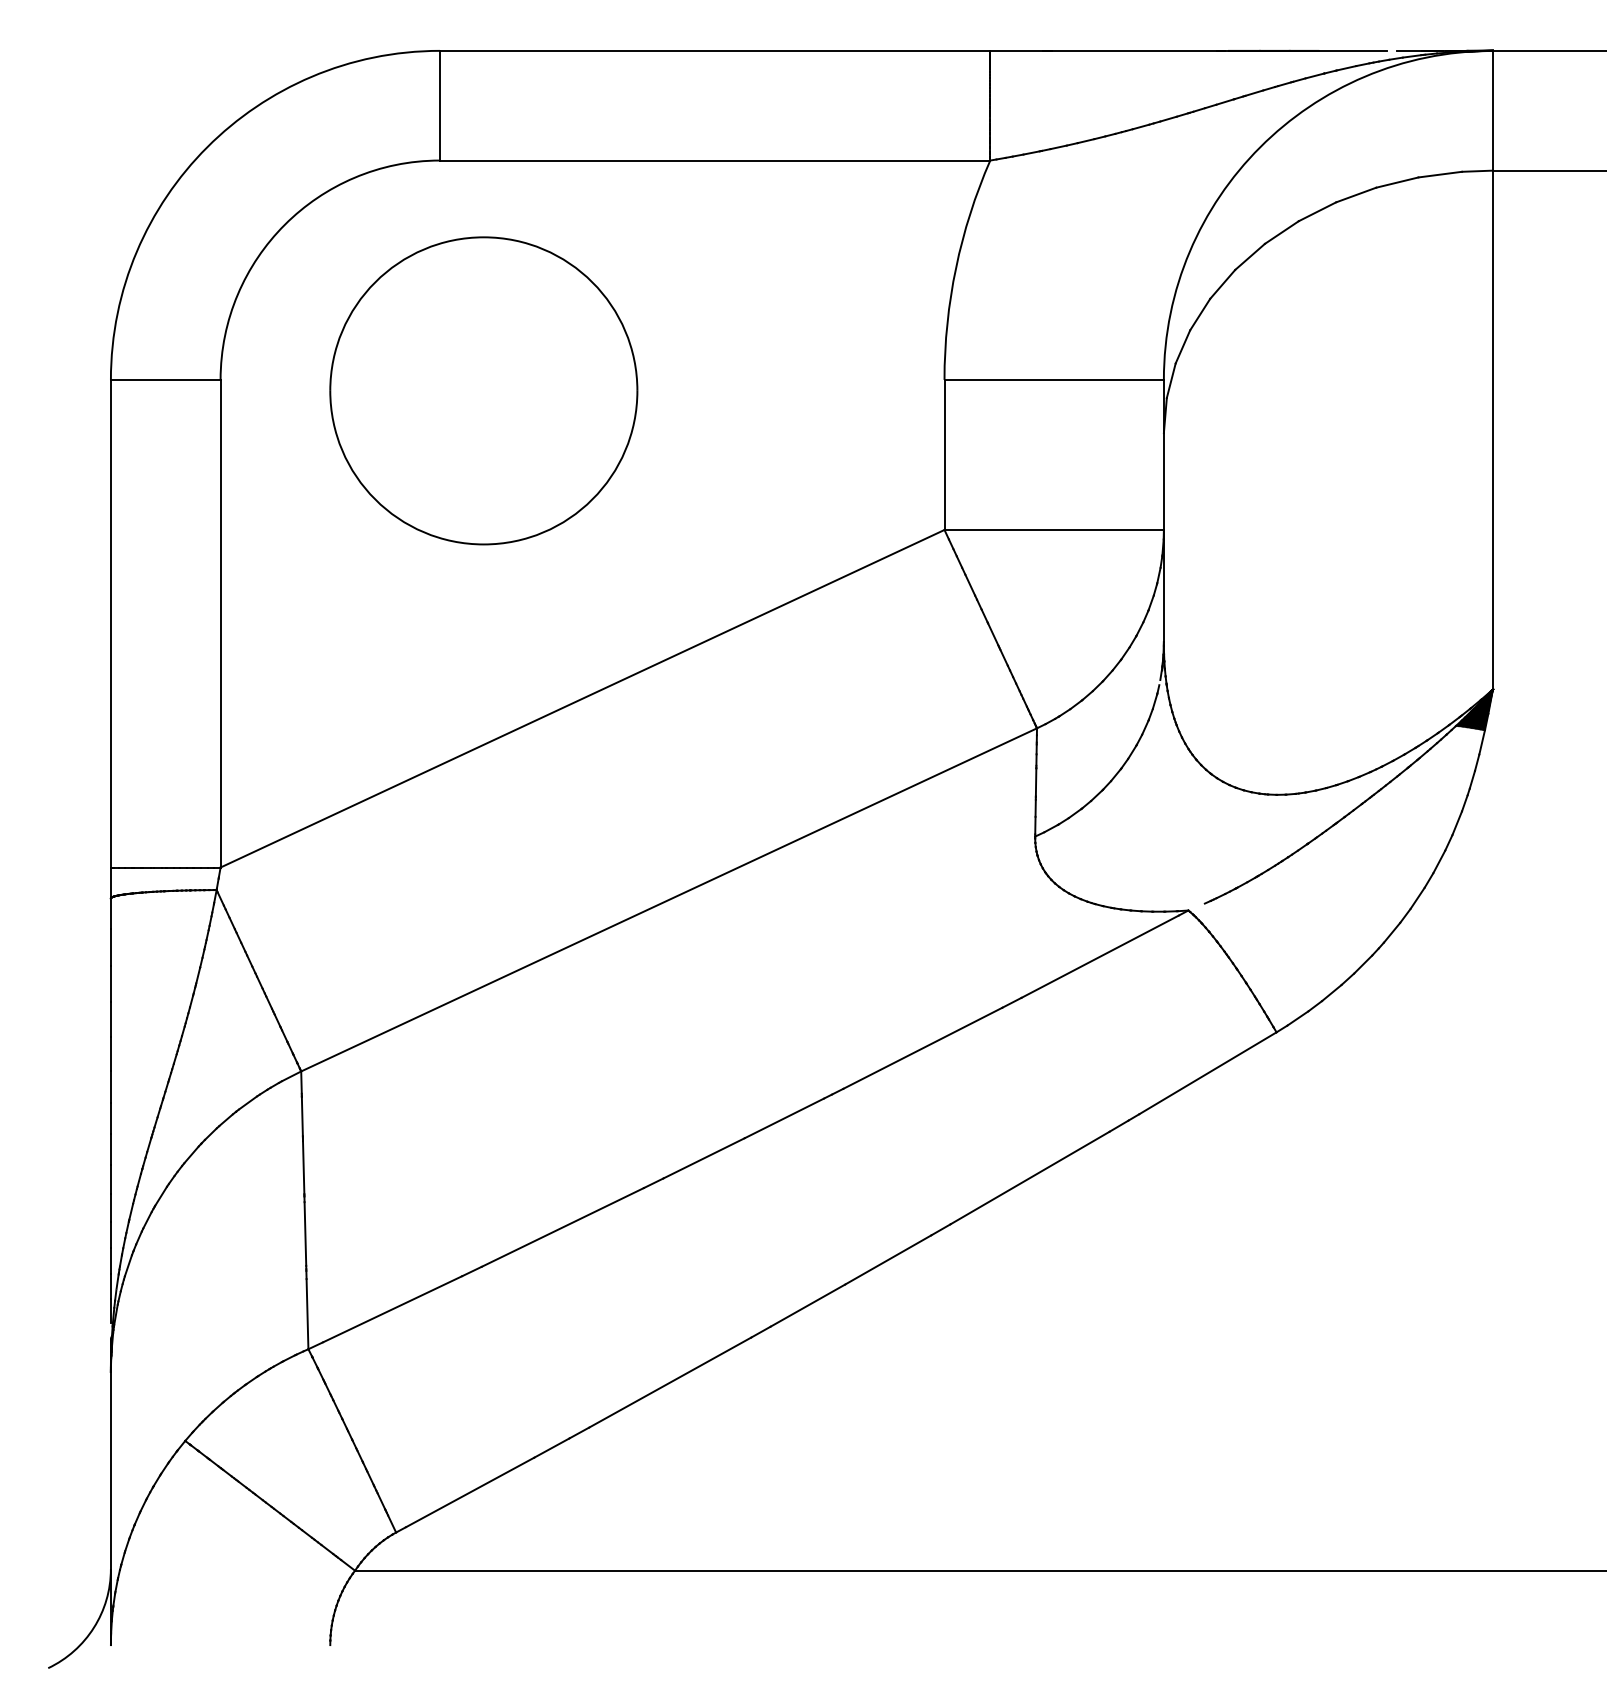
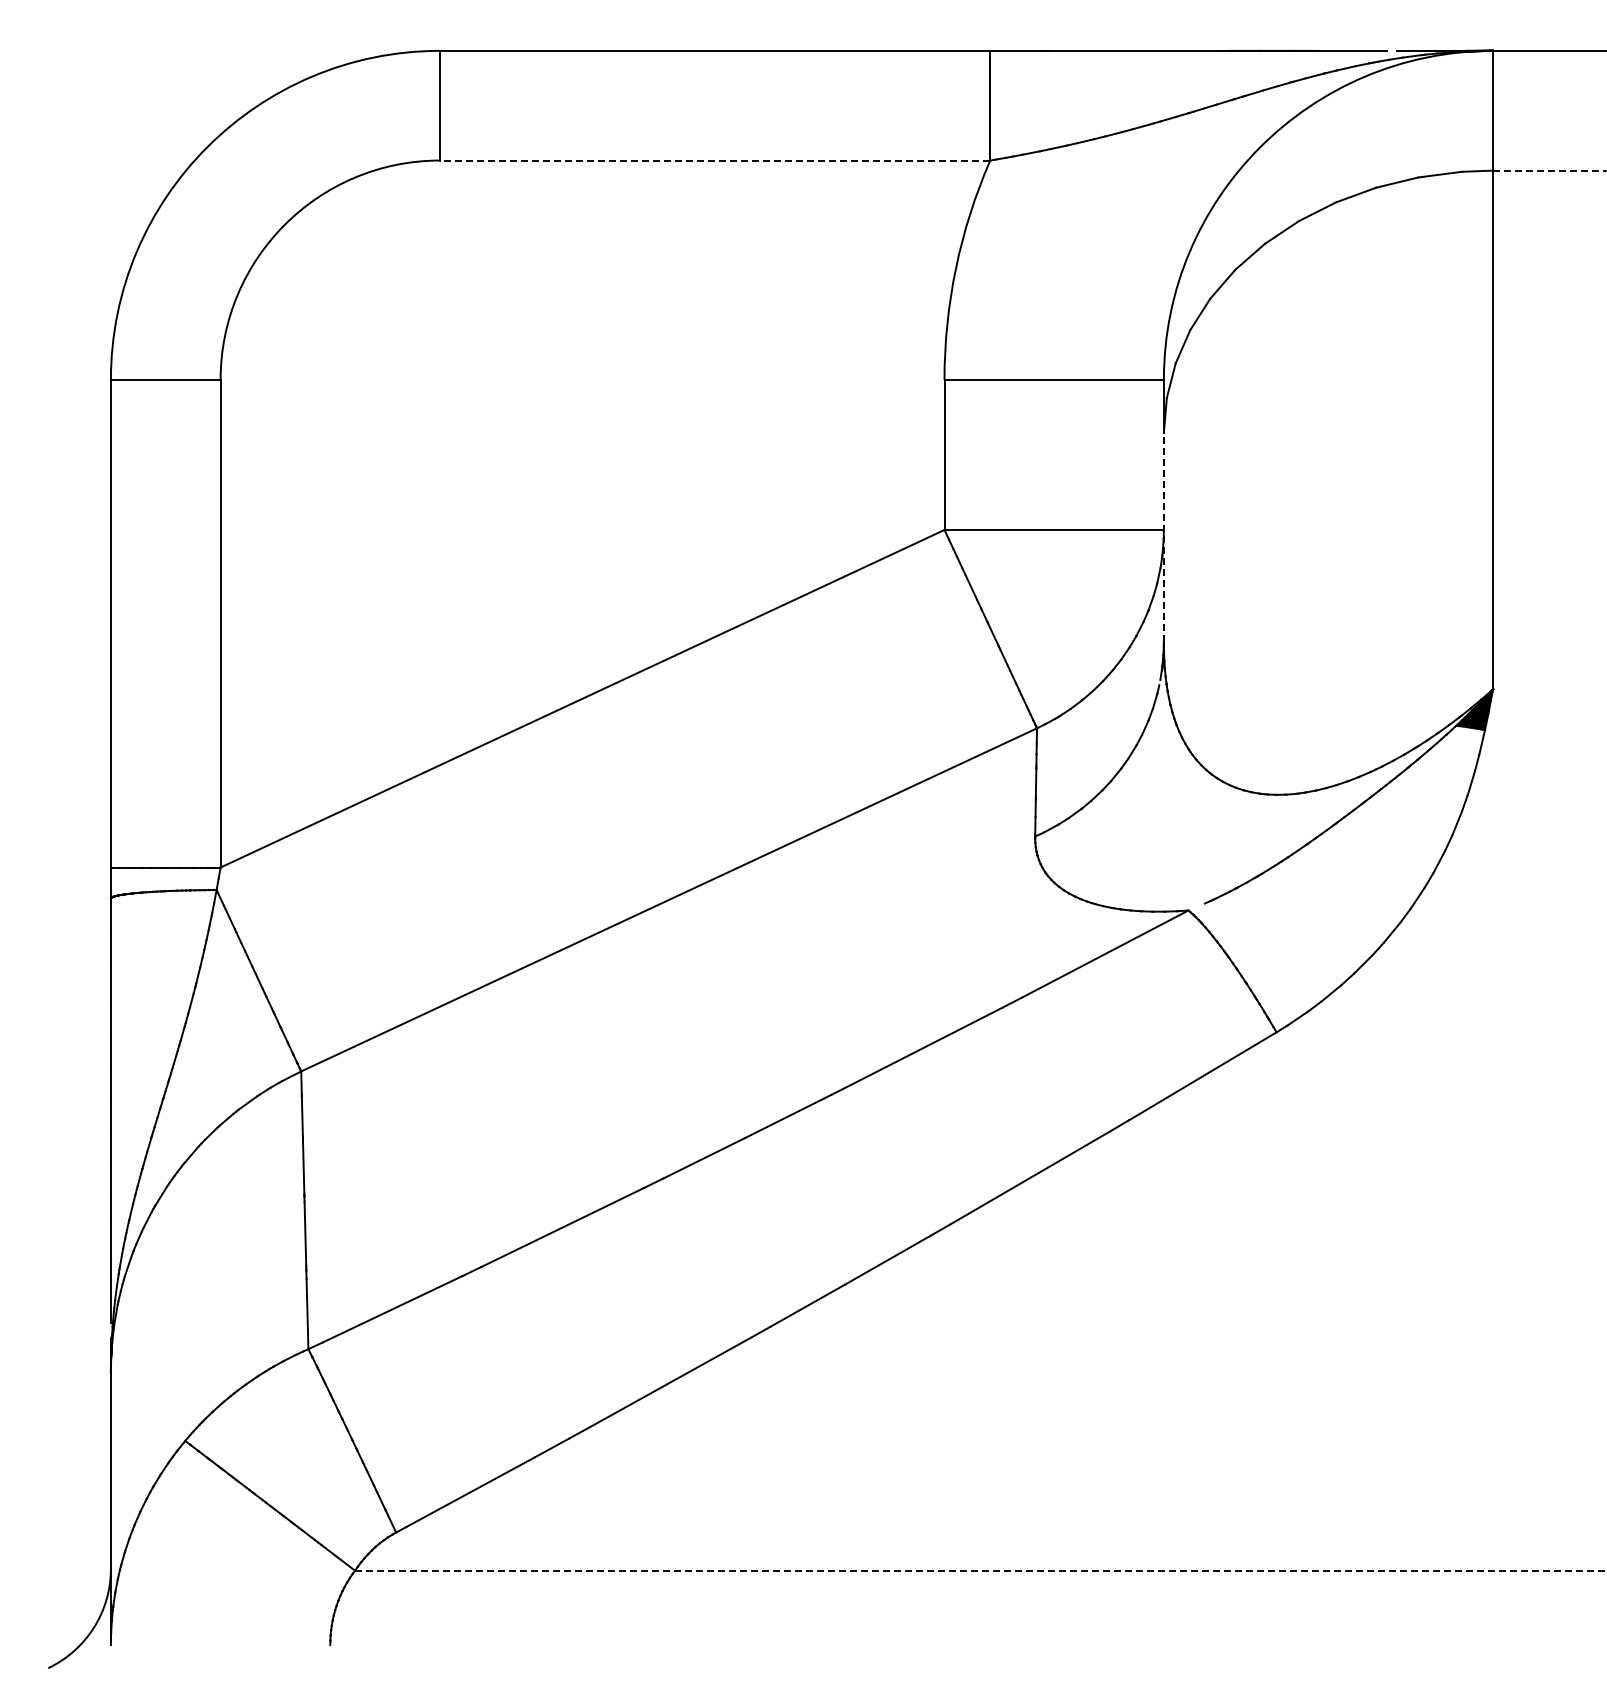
line: solid -> dashed (714, 160)
line: solid -> dashed (1549, 170)
part: present -> none (483, 390)
line: solid -> dashed (1163, 537)
line: solid -> dashed (980, 1570)
